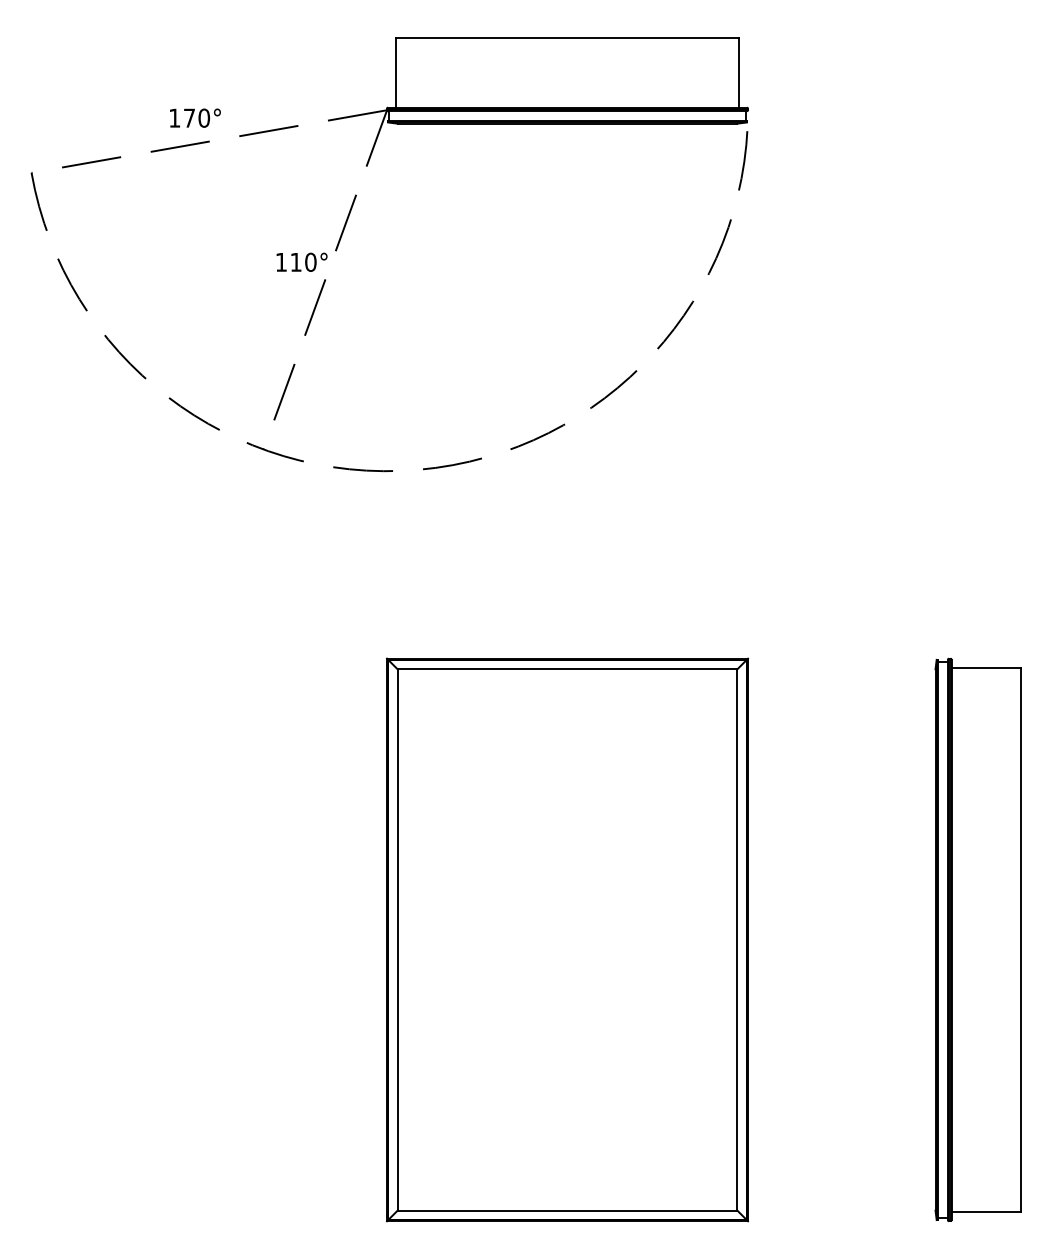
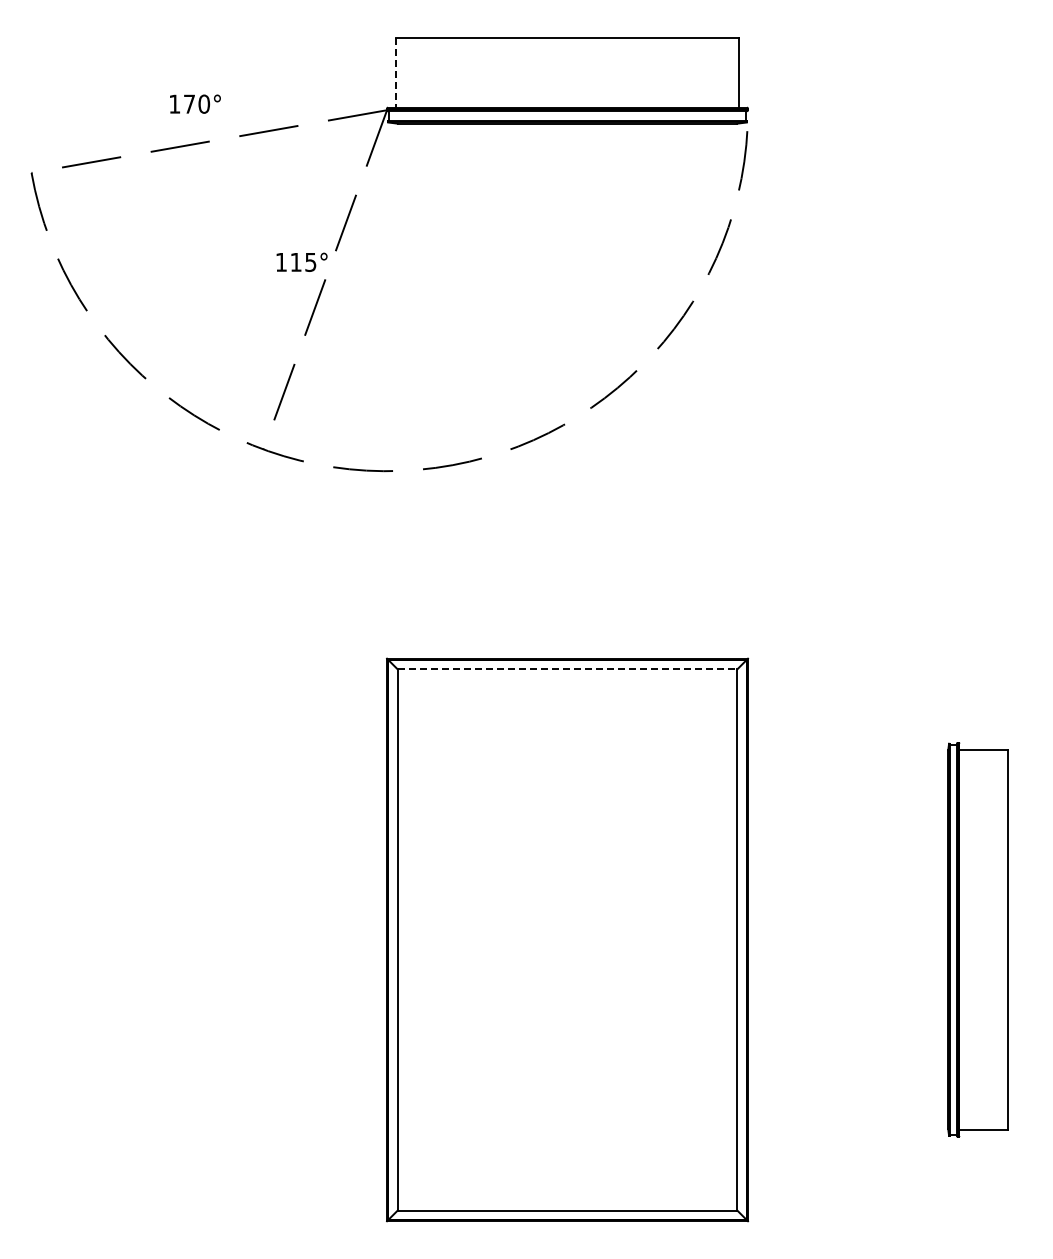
line: solid -> dashed (396, 72)
text position: (195, 117) -> (195, 103) (195, 103)
text: 110° -> 115° (310, 261)
line: solid -> dashed (567, 669)
part size: 88x565 px -> 62x396 px (977, 939)
